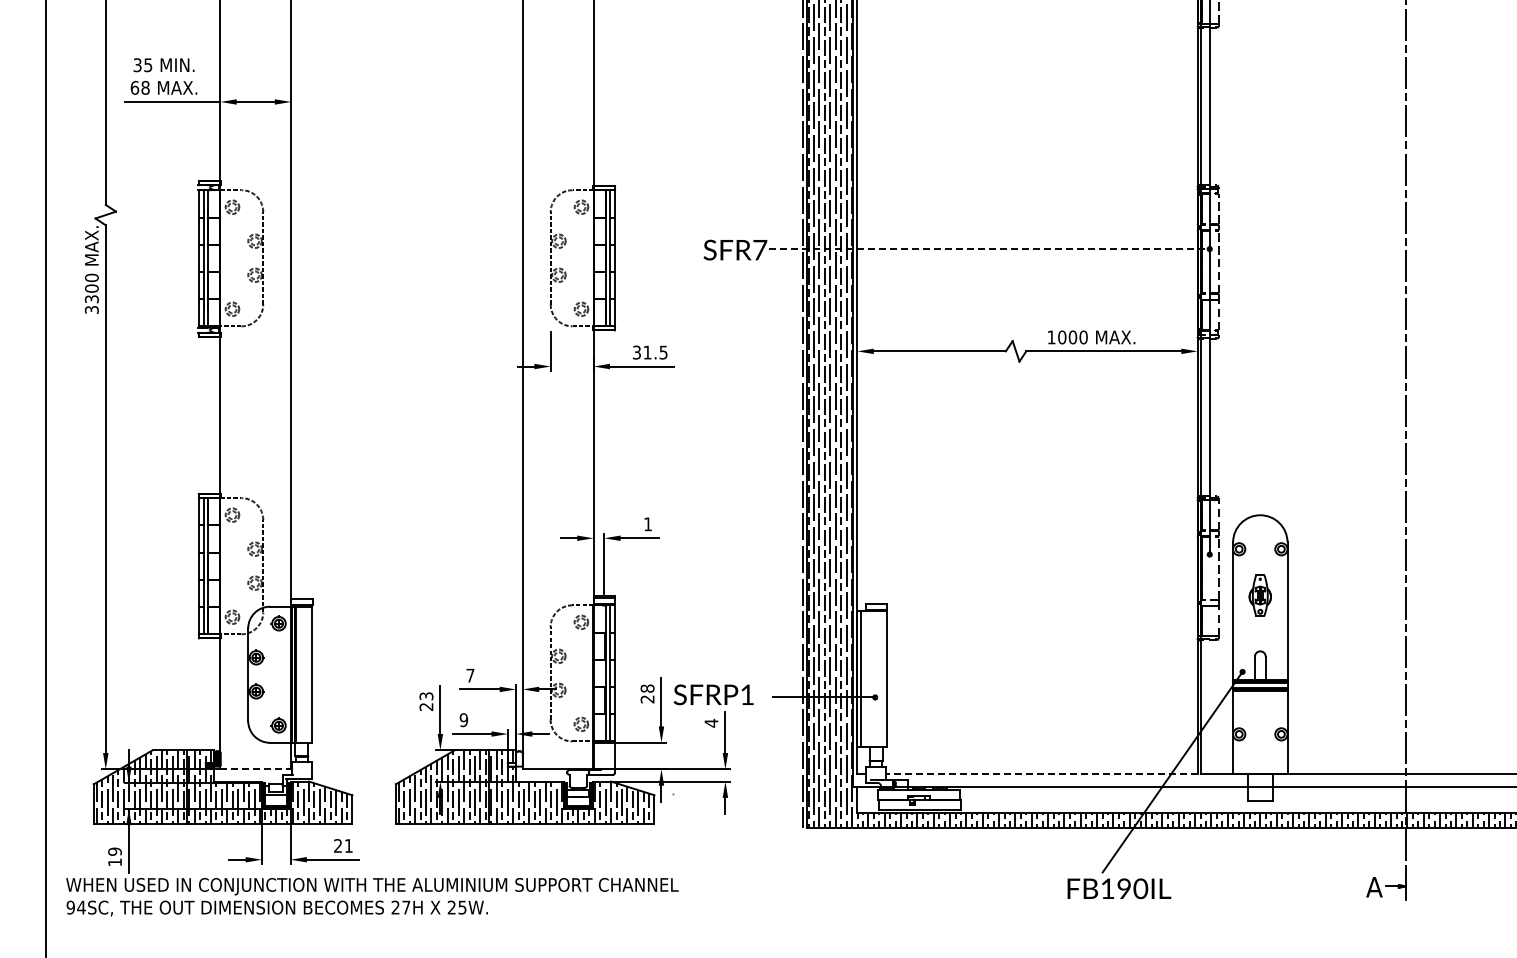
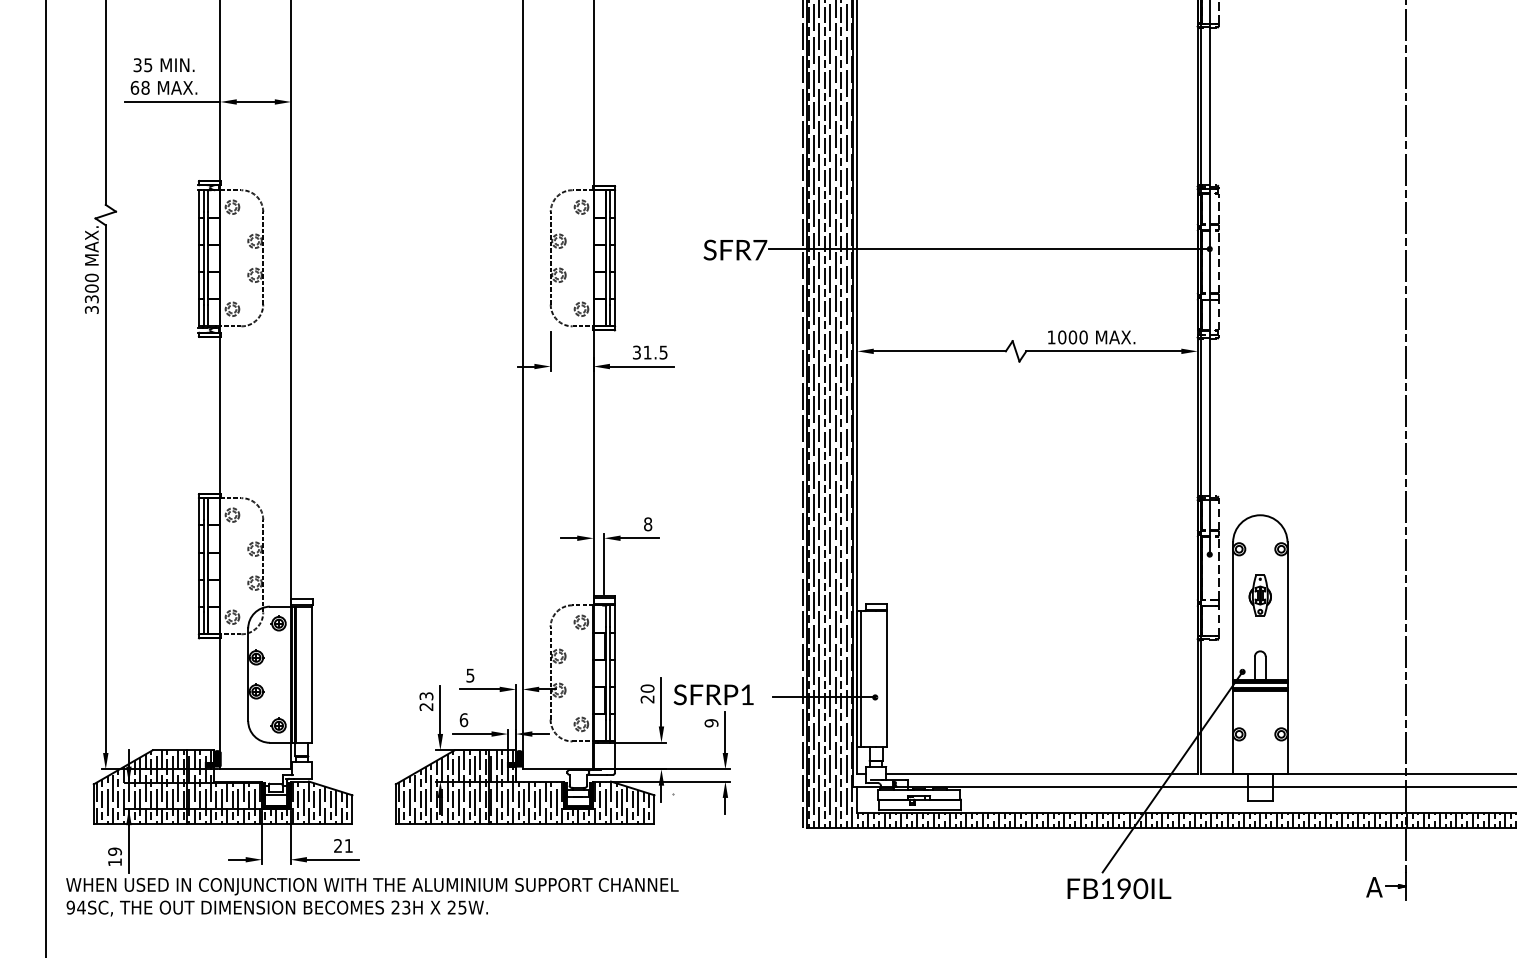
line: dashed -> solid (989, 249)
text: 1 -> 8 (648, 524)
text: 7 -> 5 (470, 675)
text: 28 -> 20 (647, 688)
text: 9 -> 6 (463, 720)
text: 4 -> 9 (711, 722)
fill: none -> present (514, 758)
line: dashed -> solid (256, 769)
line: dashed -> solid (1042, 773)
text: 27H -> 23H (406, 907)
